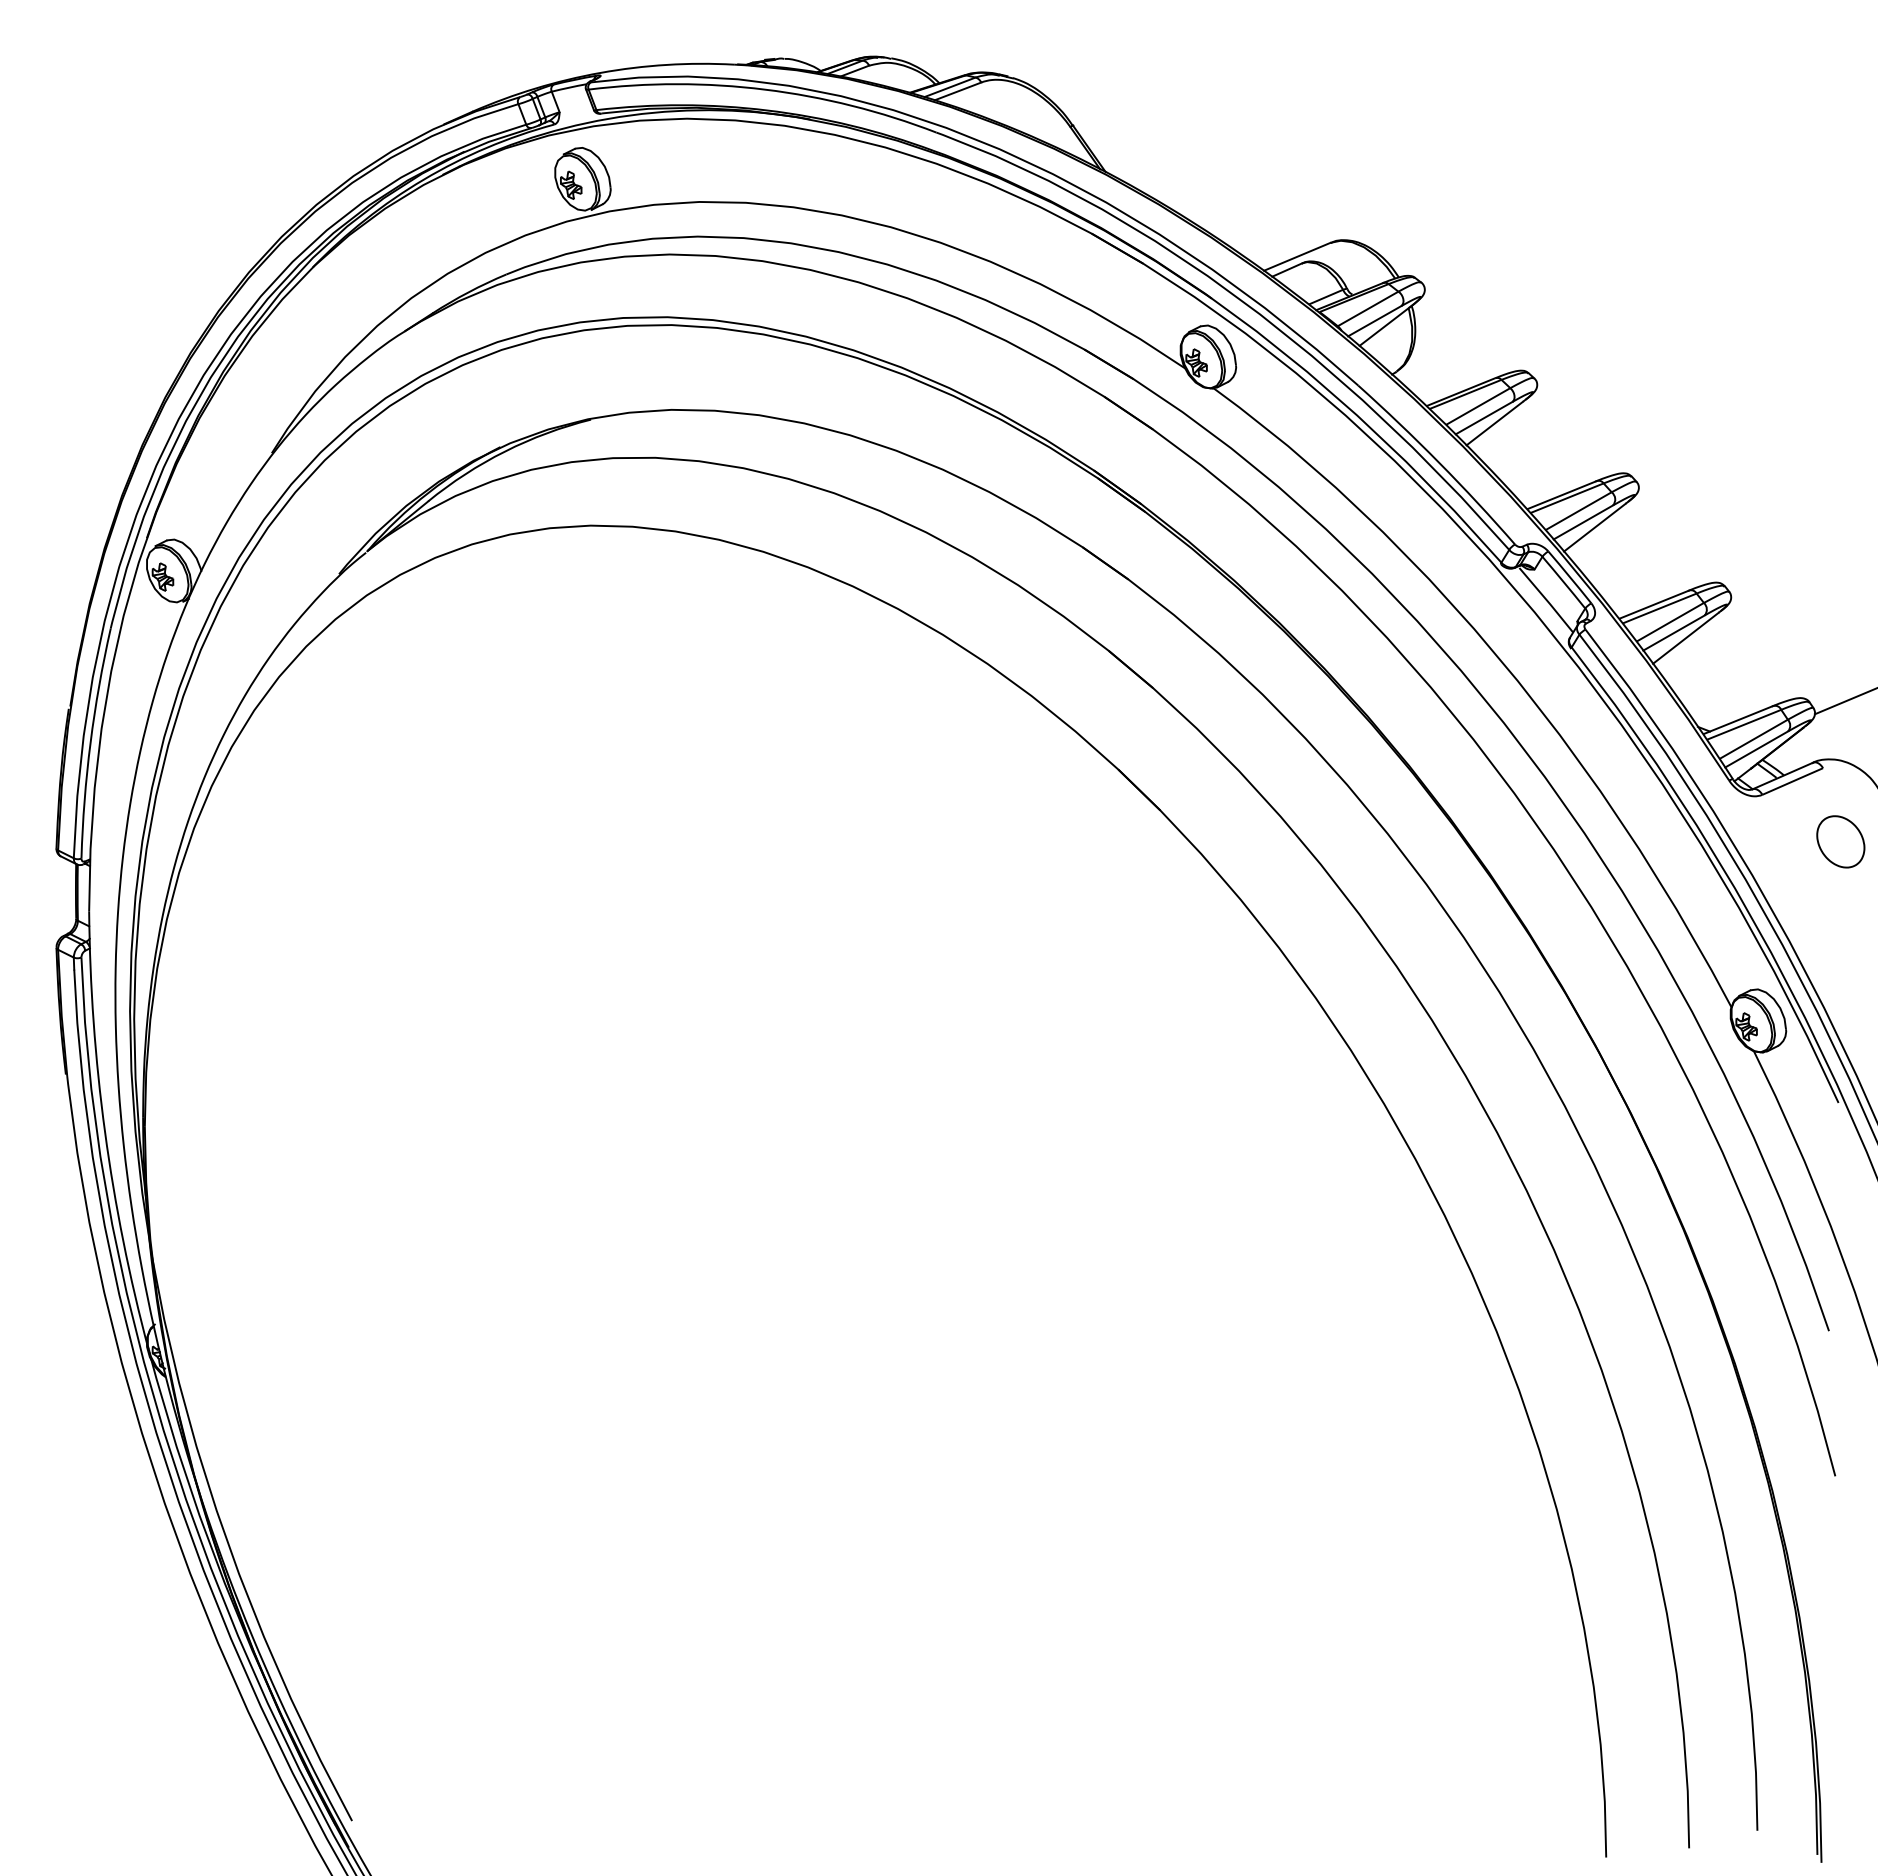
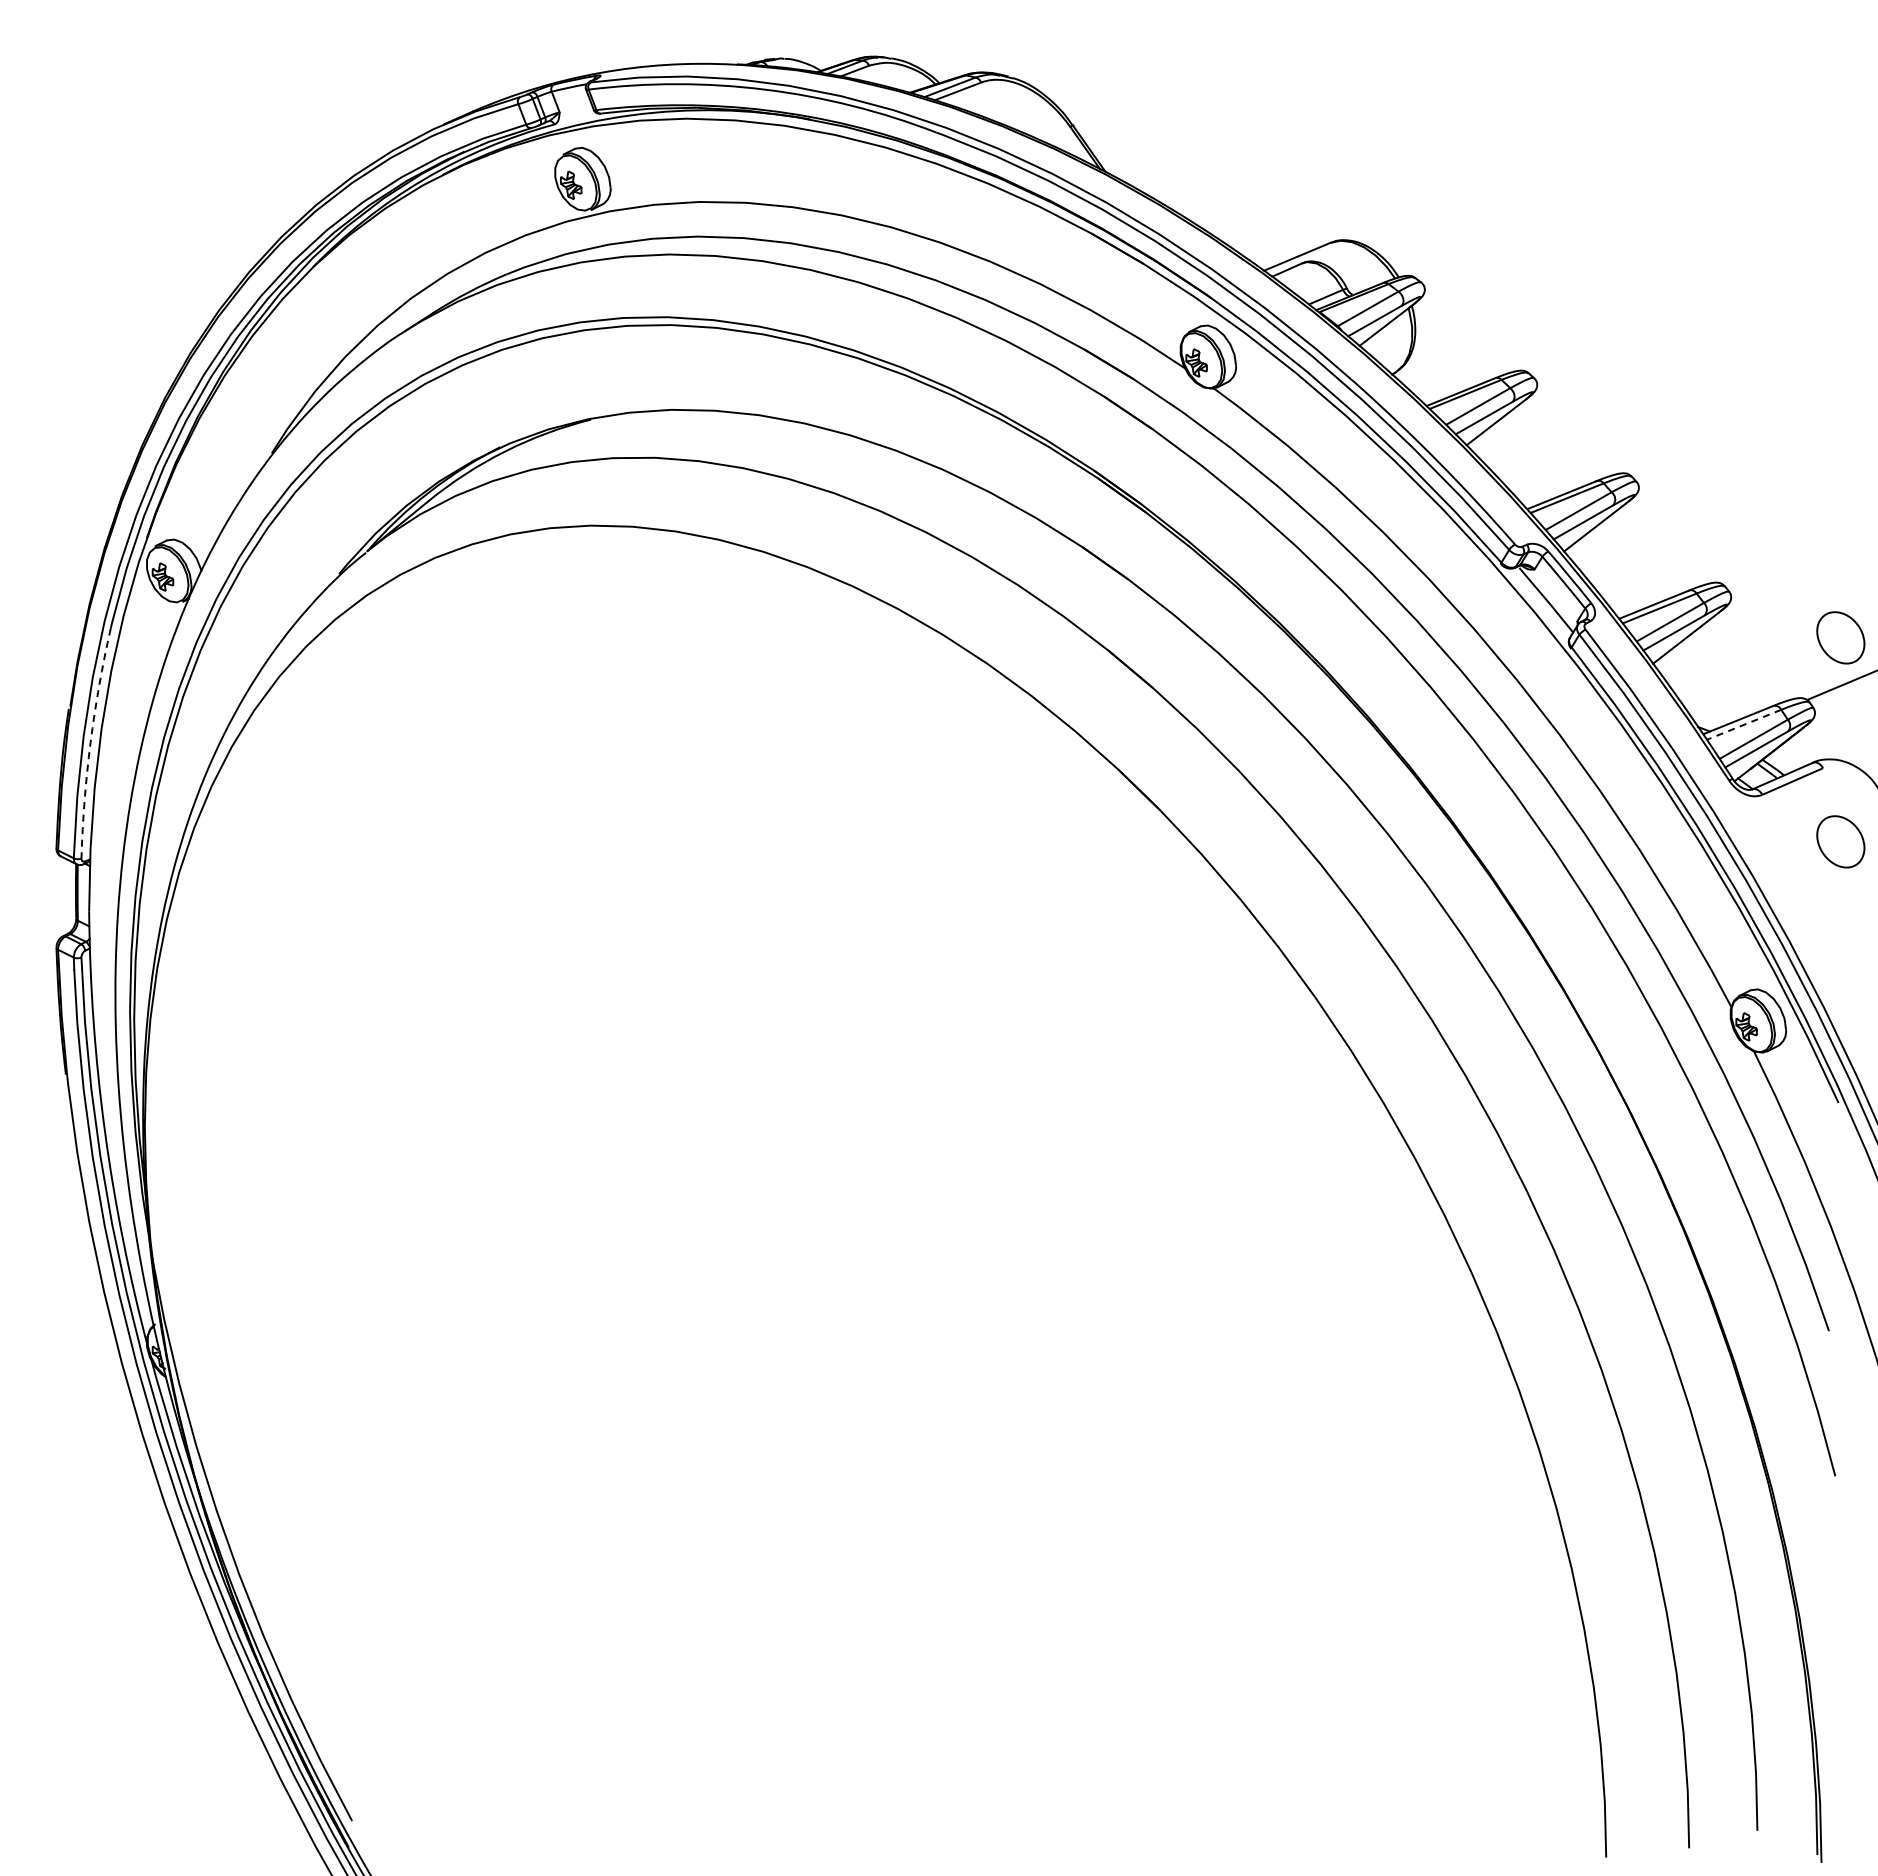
part: none -> present (1840, 637)
line position: (1844, 701) -> (1841, 685) (1841, 685)
line: solid -> dashed (1744, 724)
arc: solid -> dashed (90, 742)
